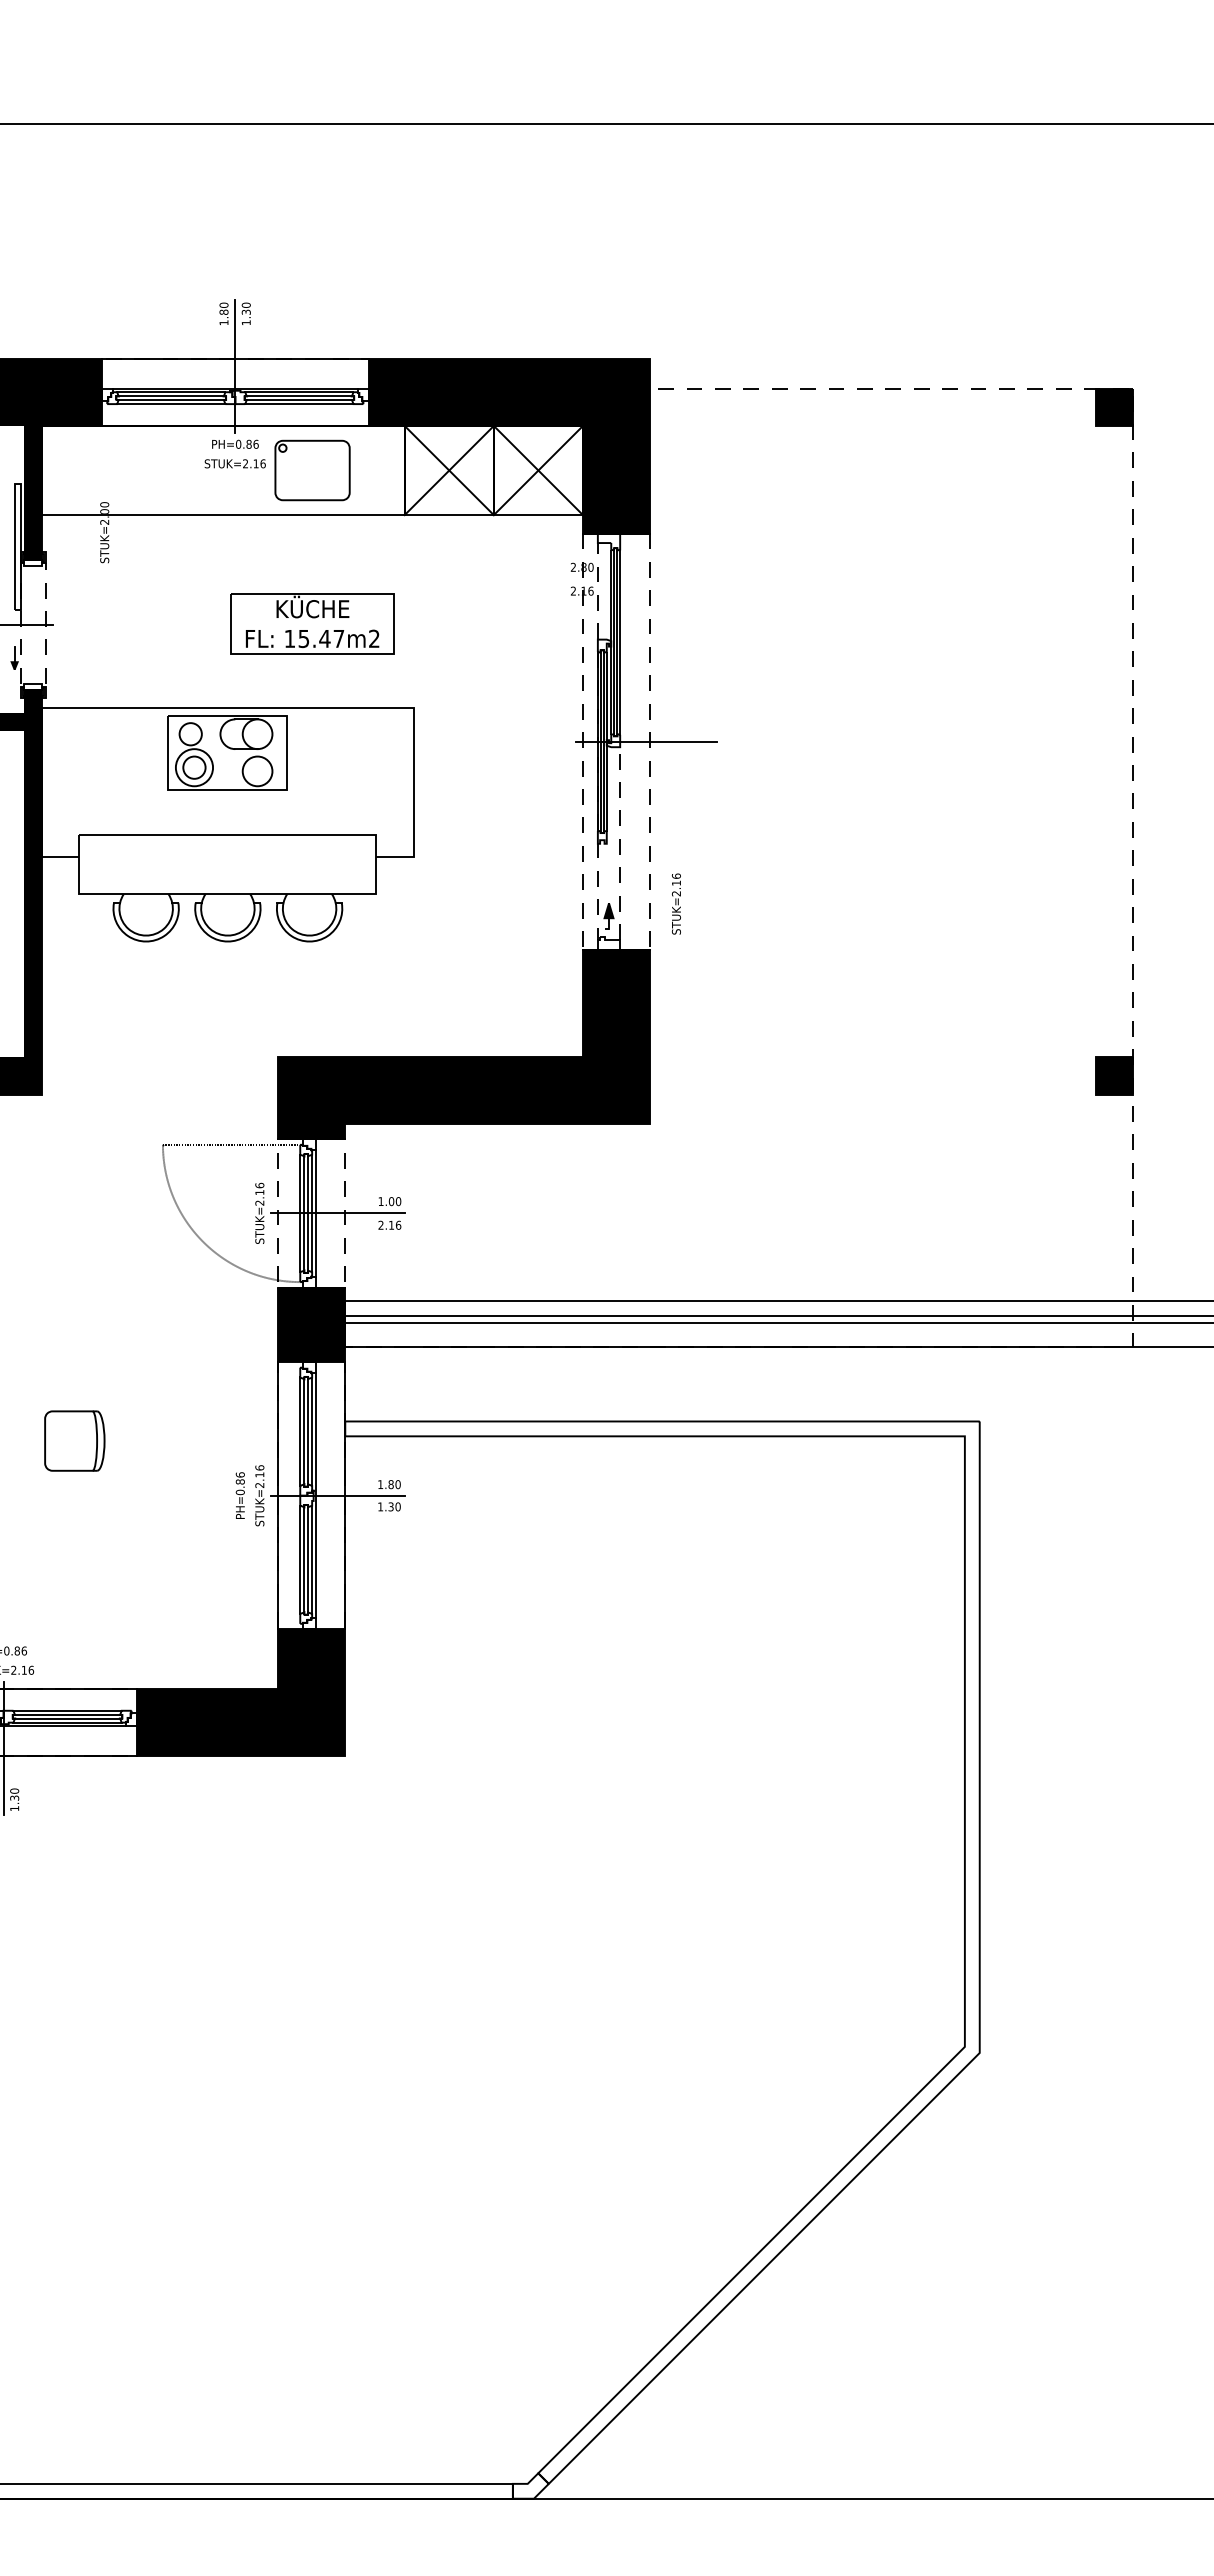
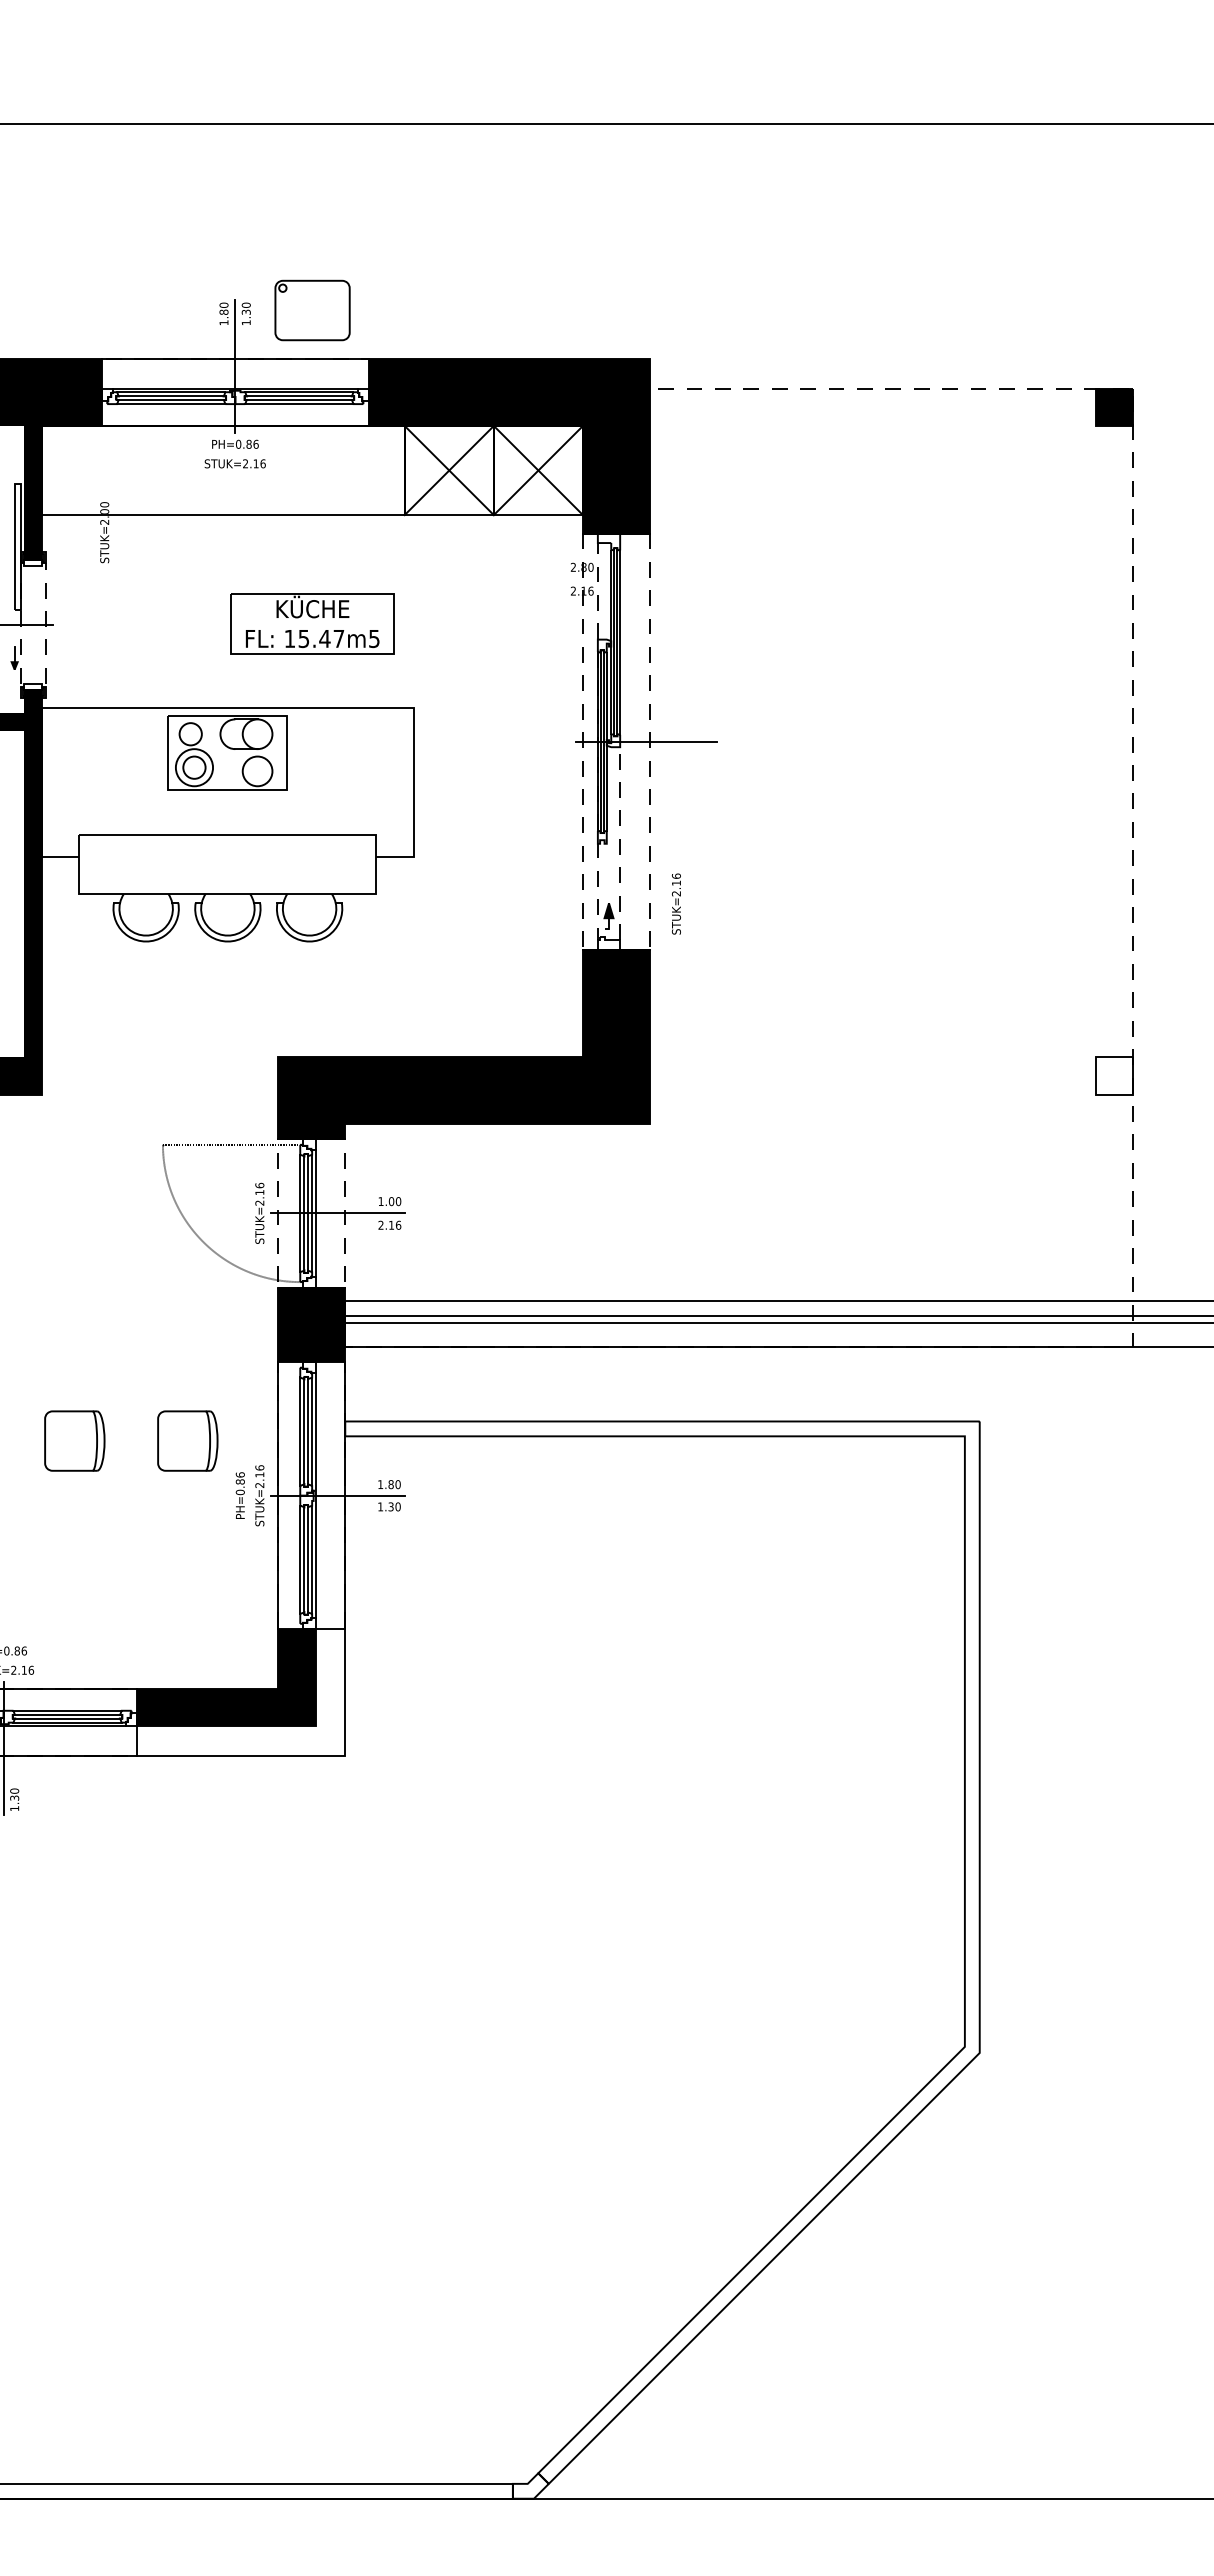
part position: (312, 470) -> (312, 310) (312, 310)
text: 15.47m2 -> 15.47m5 (374, 638)
fill: present -> none (1113, 1075)
part: none -> present (187, 1440)
fill: present -> none (241, 1692)
